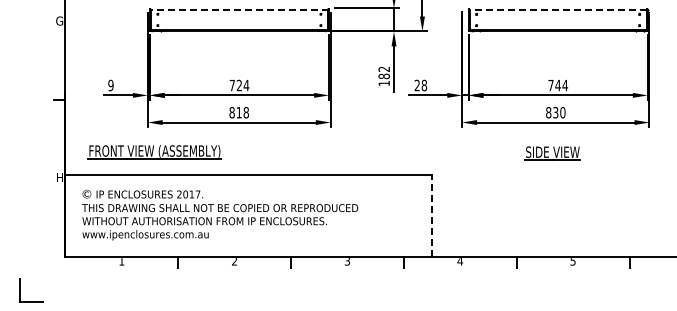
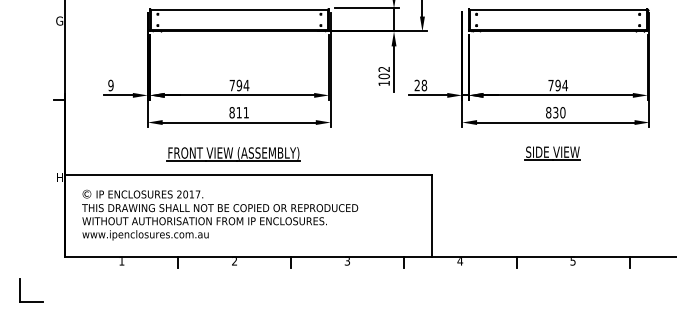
line: dashed -> solid (238, 9)
line: dashed -> solid (557, 9)
text: 182 -> 102 (383, 76)
text: 724 -> 794 (239, 85)
text: 744 -> 794 (557, 85)
text: 818 -> 811 (245, 112)
part position: (154, 152) -> (233, 154) (233, 154)
line: dashed -> solid (432, 215)
